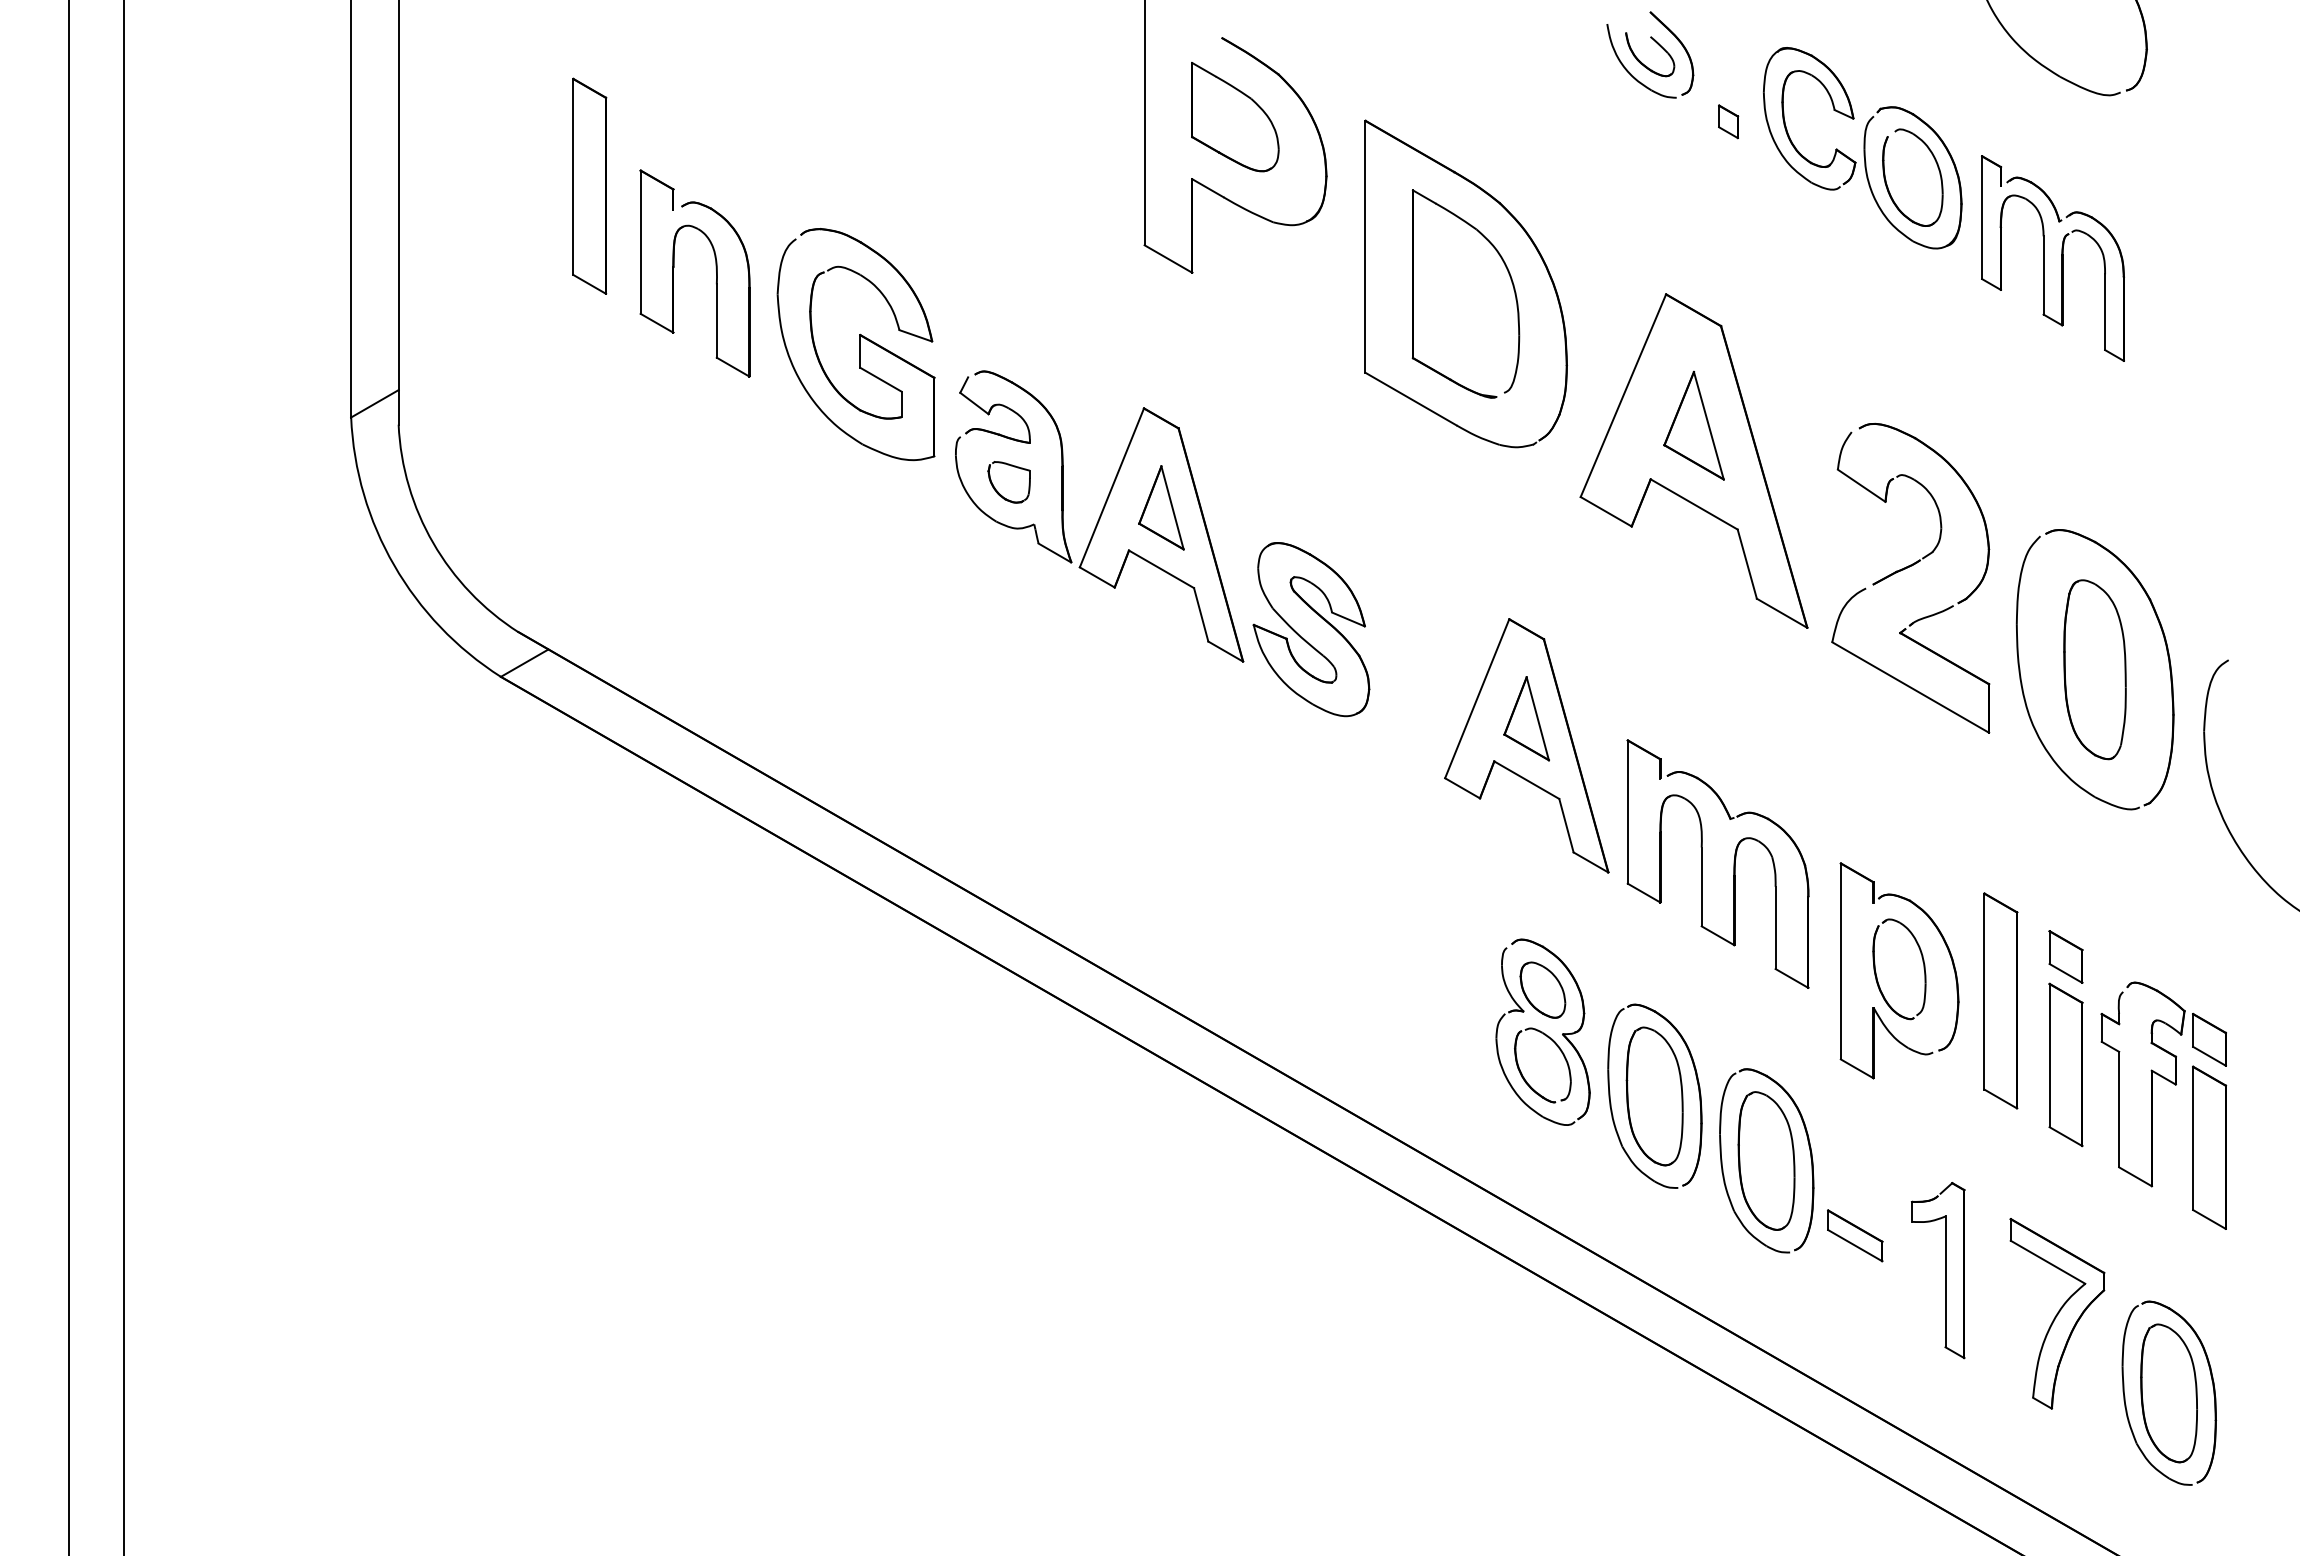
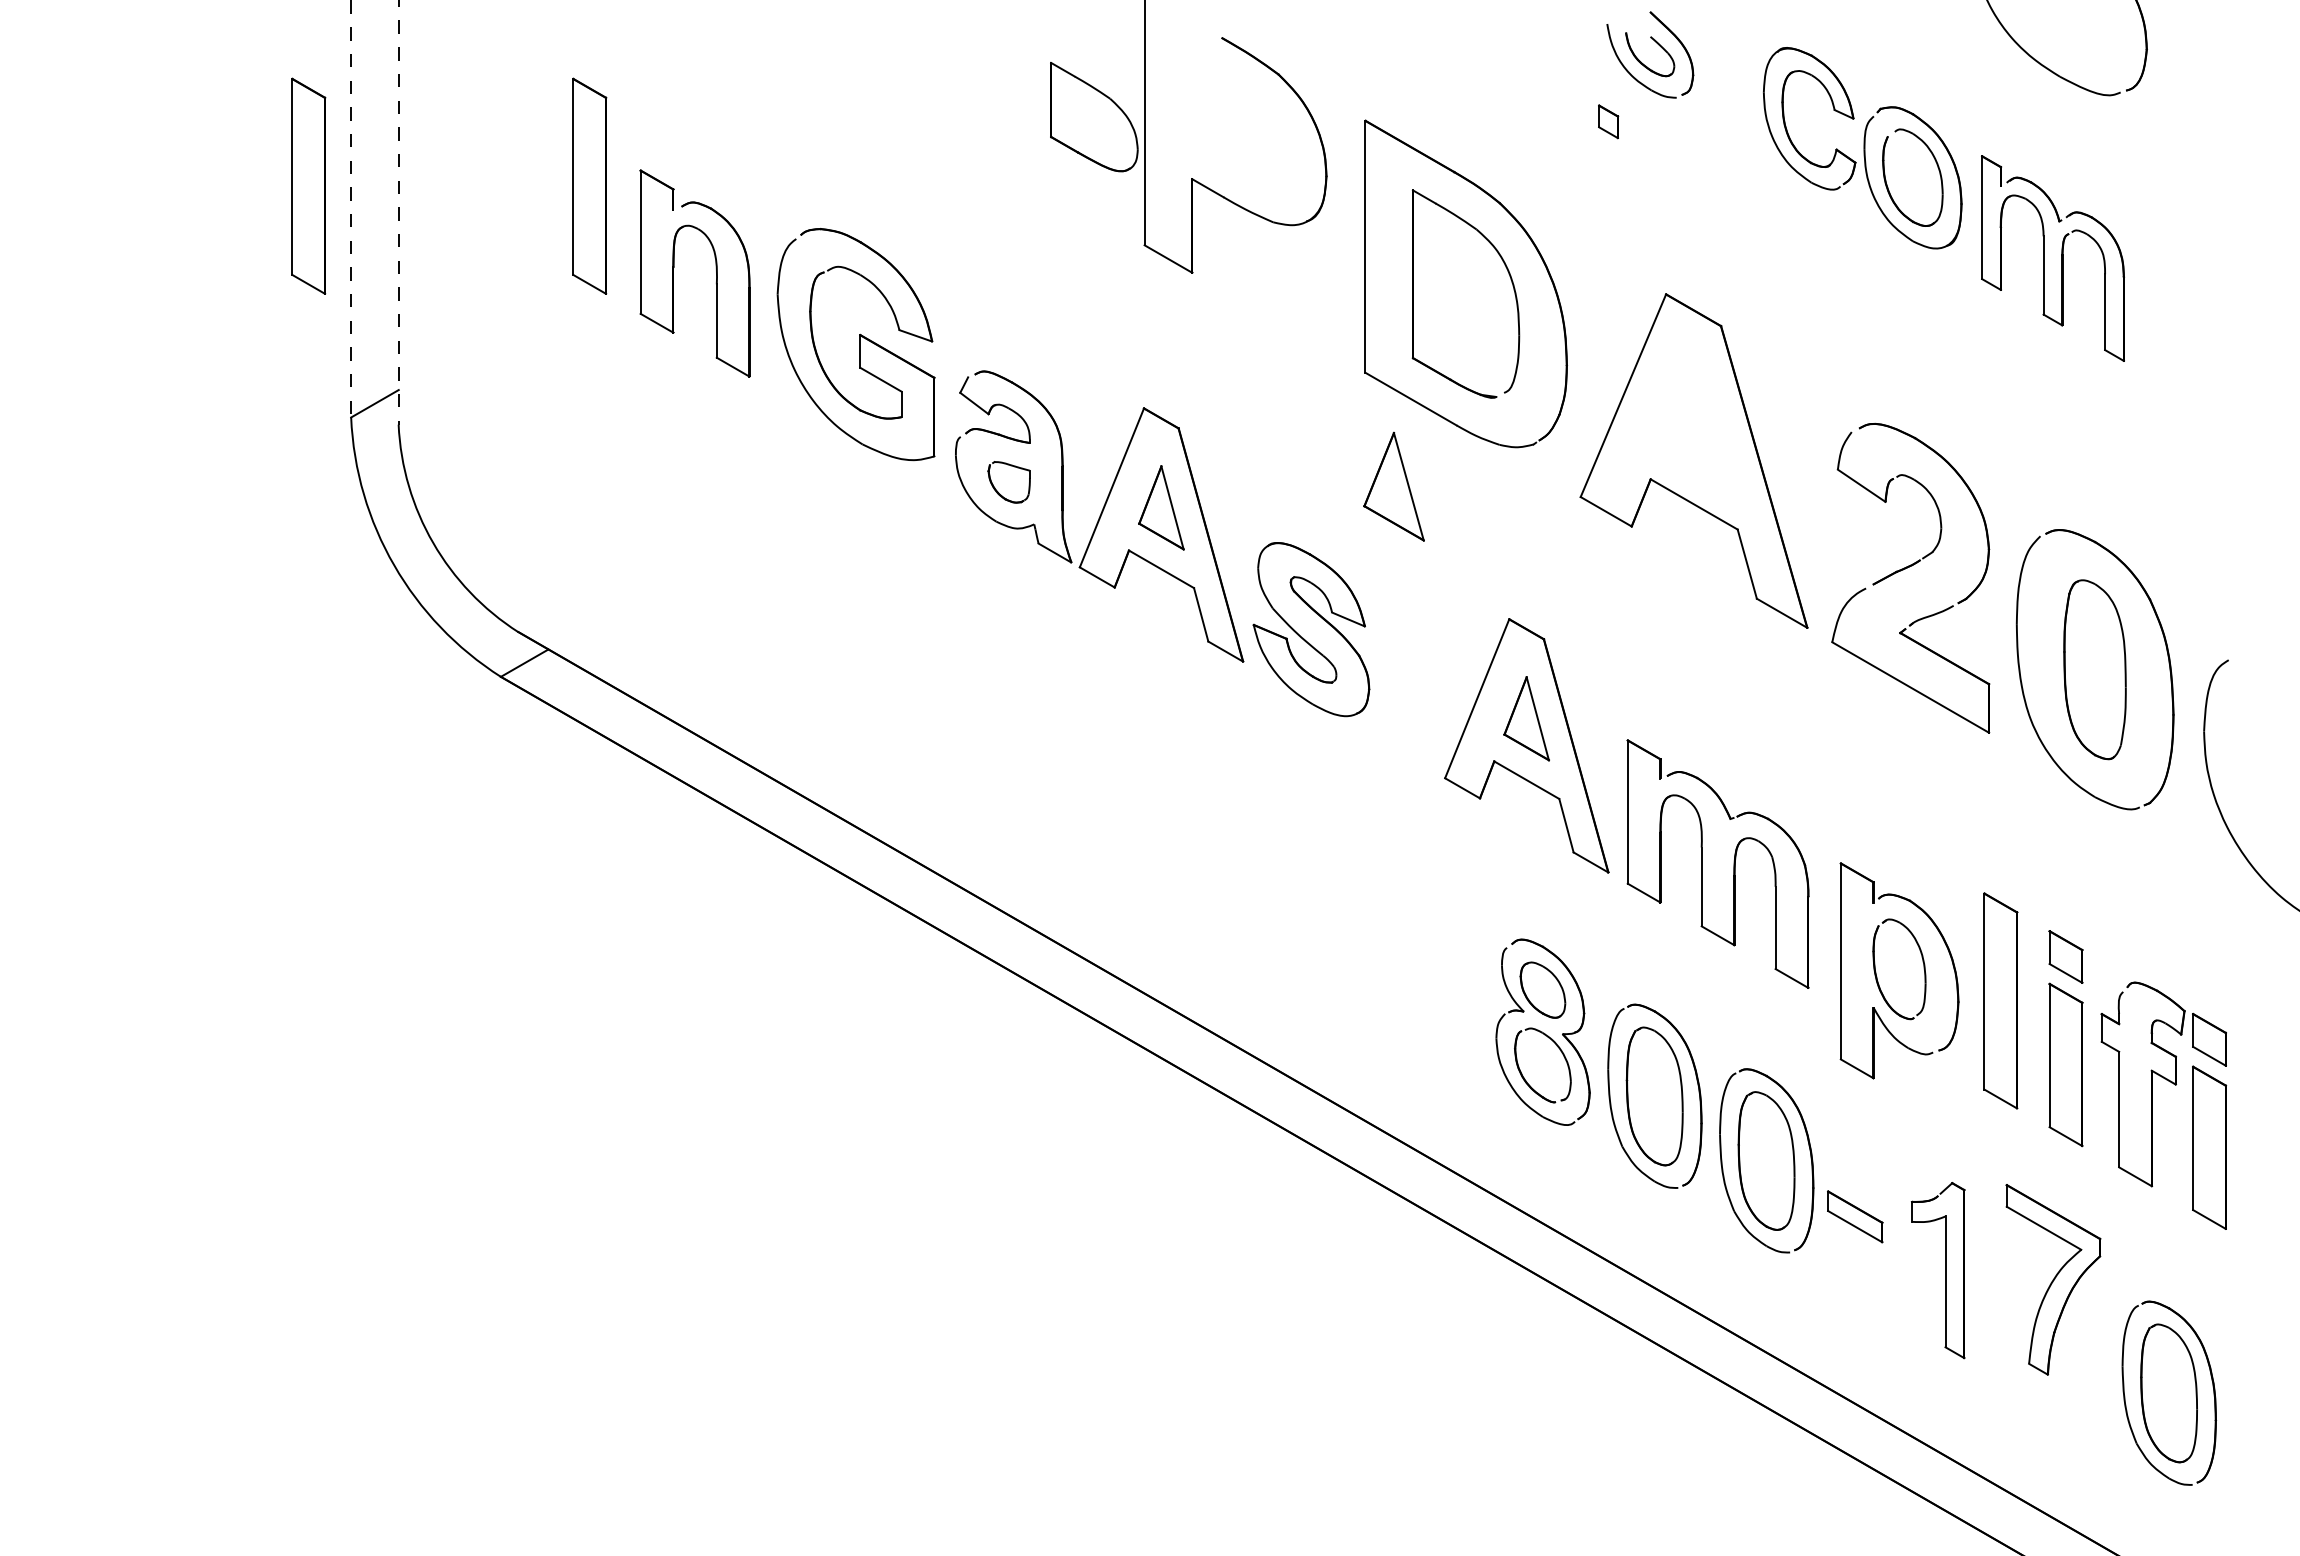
part position: (1235, 117) -> (1094, 117) (1094, 117)
part position: (1728, 121) -> (1608, 121) (1608, 121)
part: none -> present (308, 185)
line: solid -> dashed (351, 209)
line: solid -> dashed (398, 212)
part position: (1693, 425) -> (1393, 486) (1393, 486)
line: present -> none (69, 777)
line: present -> none (123, 777)
part position: (1855, 1235) -> (1855, 1216) (1855, 1216)
part position: (2057, 1313) -> (2053, 1279) (2053, 1279)
